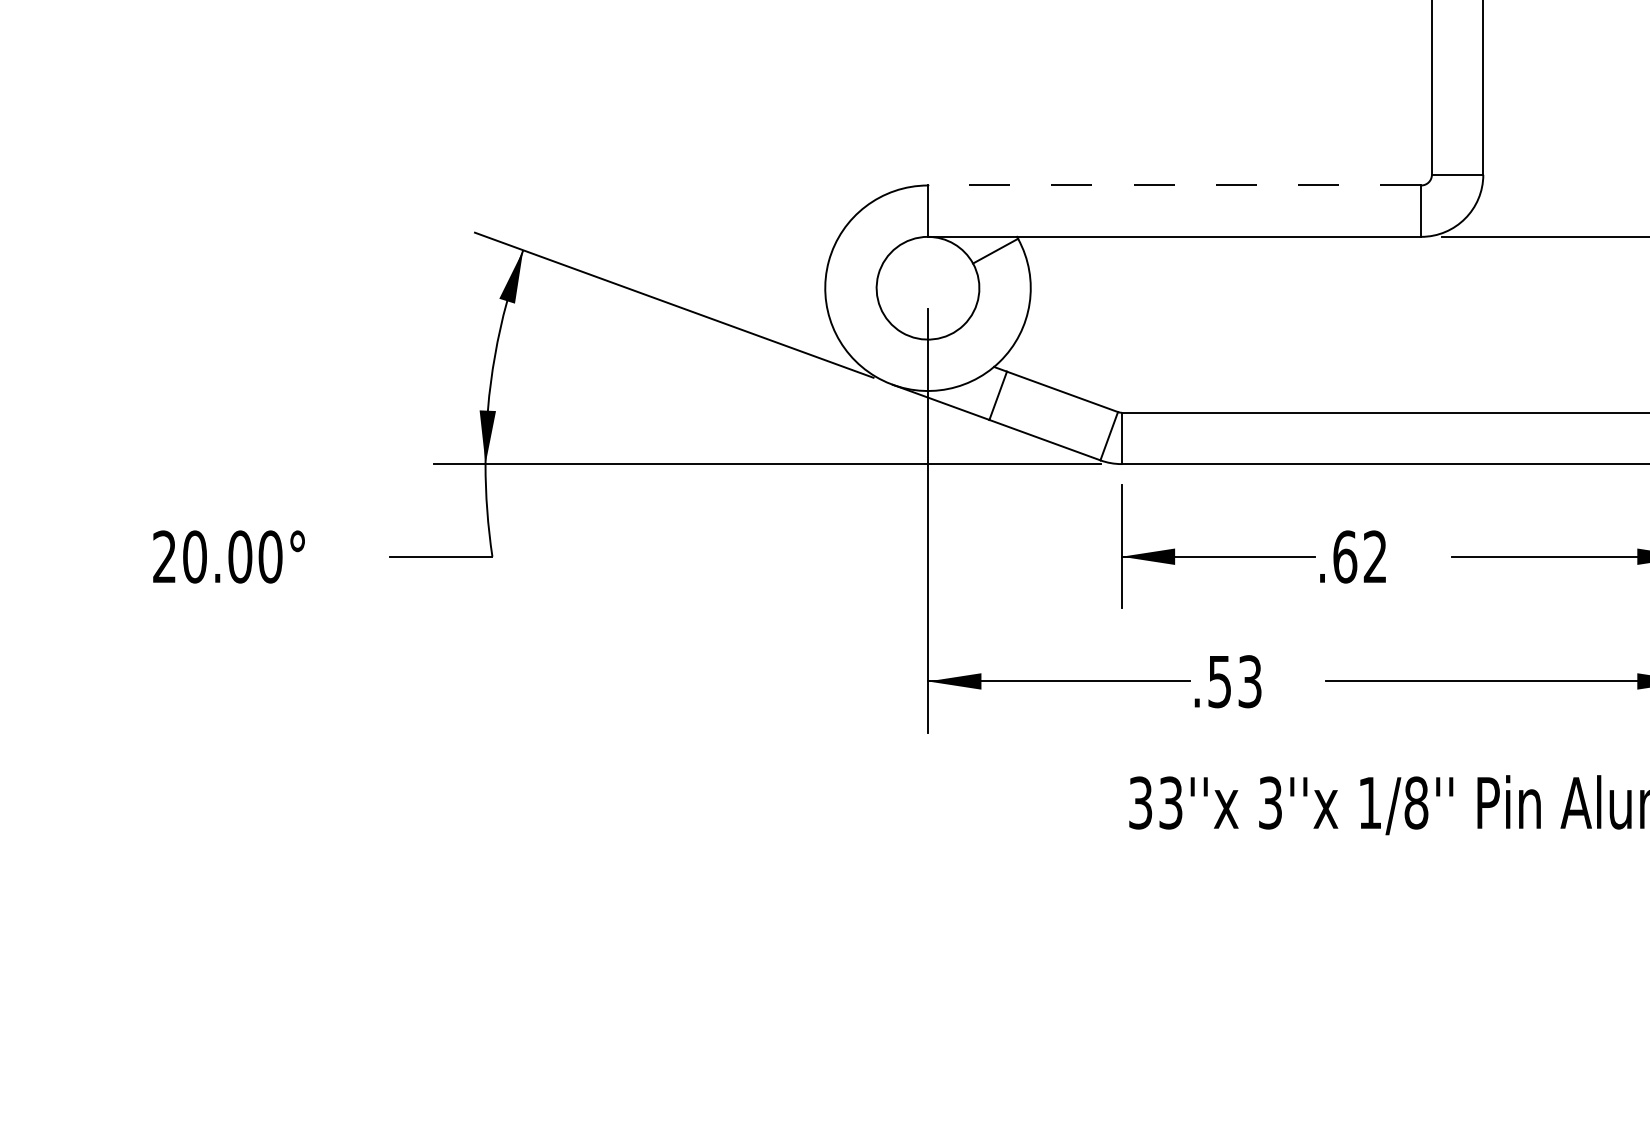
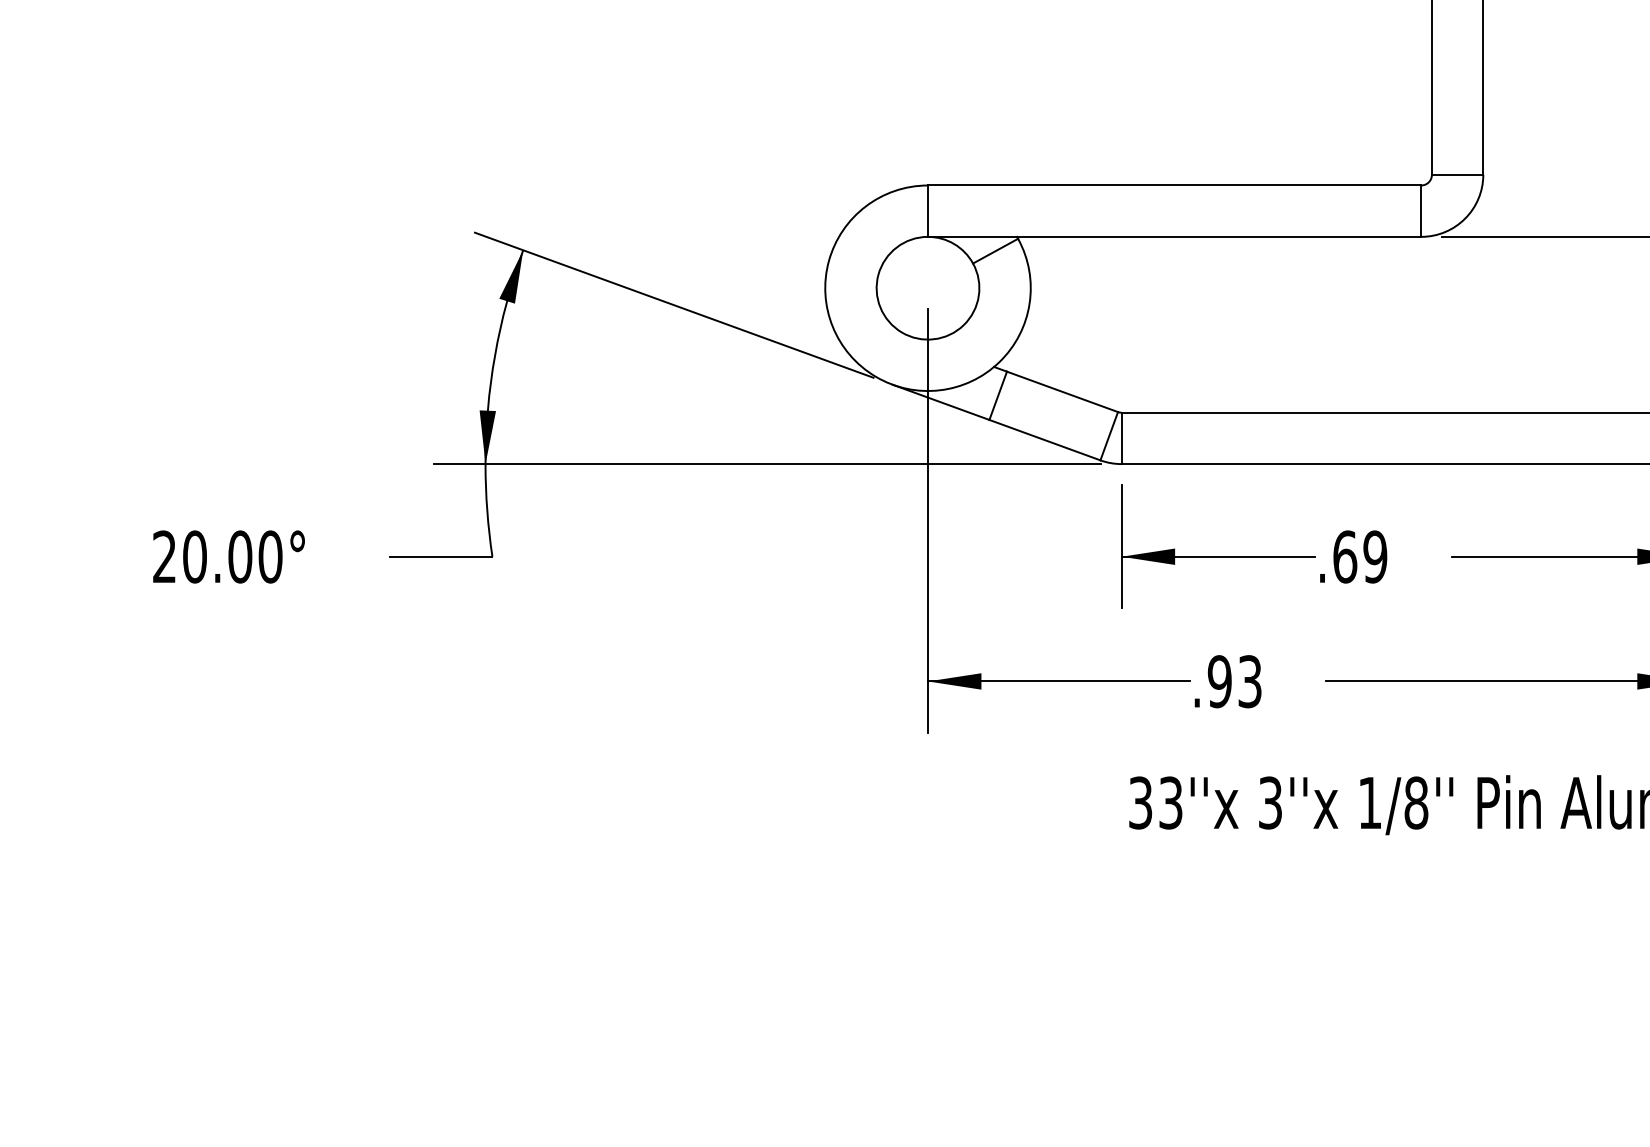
line: dashed -> solid (1174, 185)
text: .62 -> .69 (1375, 556)
text: .53 -> .93 (1219, 681)
